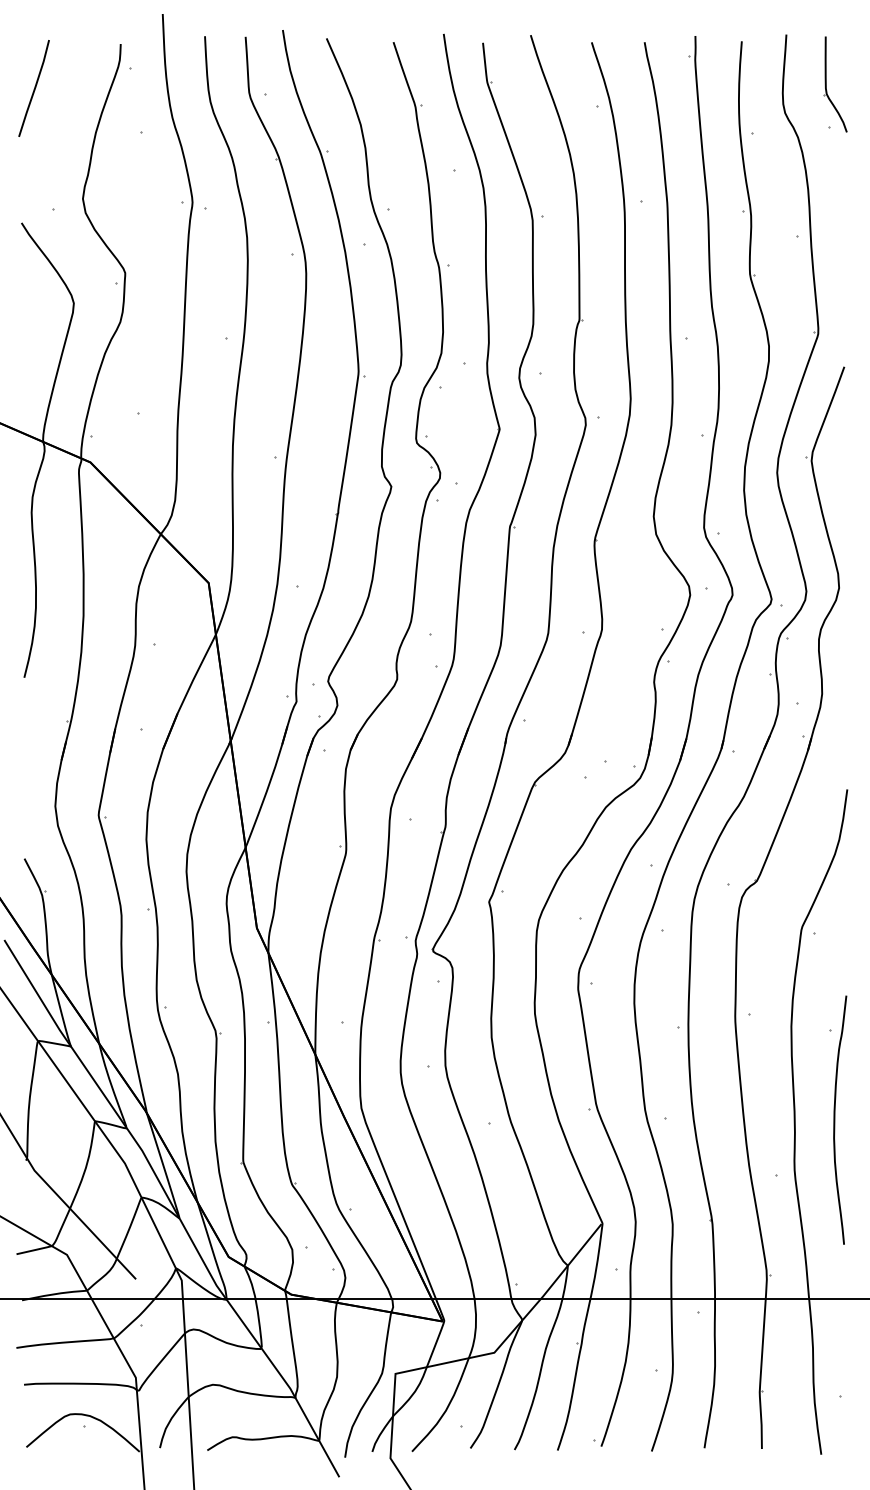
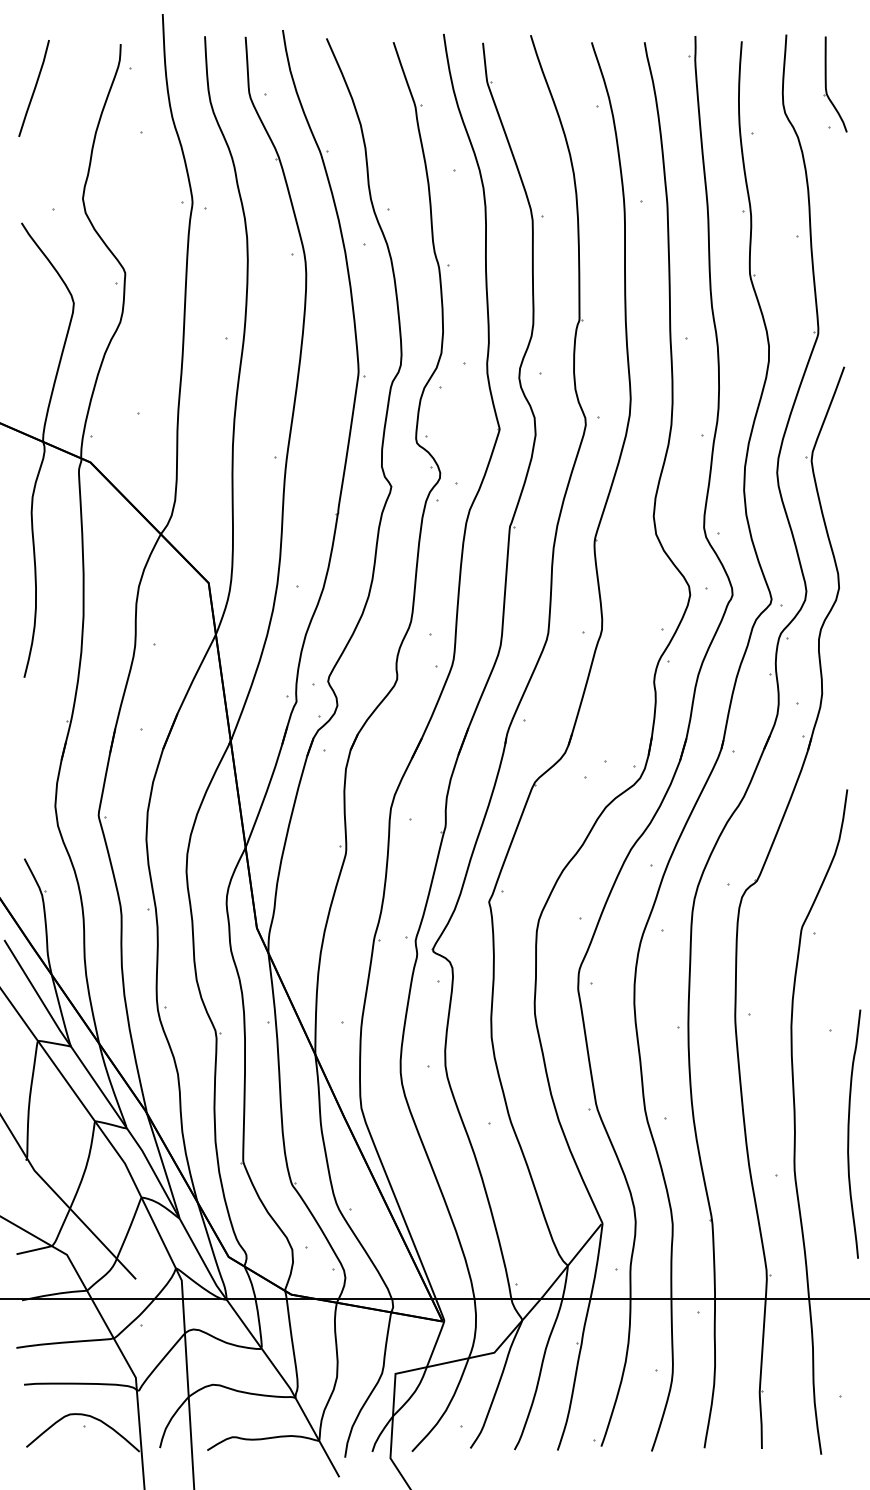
curve position: (835, 1119) -> (849, 1133) (849, 1133)
